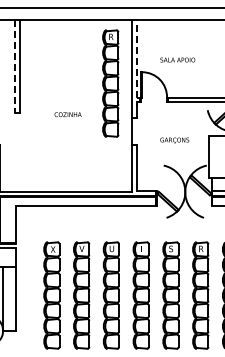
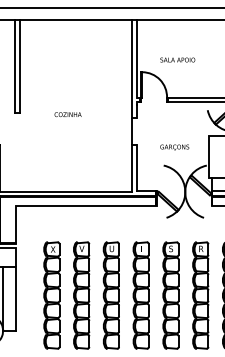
line: dashed -> solid (136, 58)
line: dashed -> solid (15, 67)
part: present -> none (110, 83)
text position: (174, 140) -> (174, 147) (174, 147)
